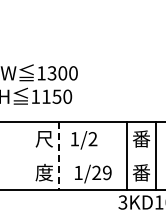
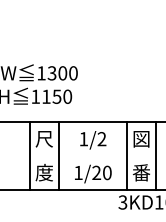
text: 番 -> 図 (141, 138)
text position: (84, 140) -> (93, 140) (93, 140)
line: none -> present (30, 155)
line: dashed -> solid (58, 156)
text: 1/29 -> 1/20 (107, 172)
